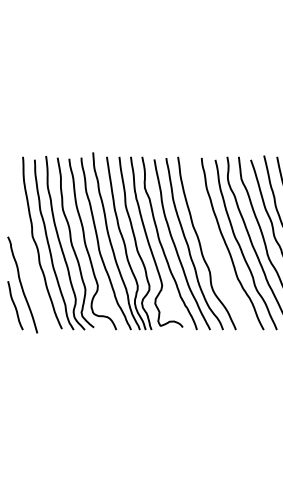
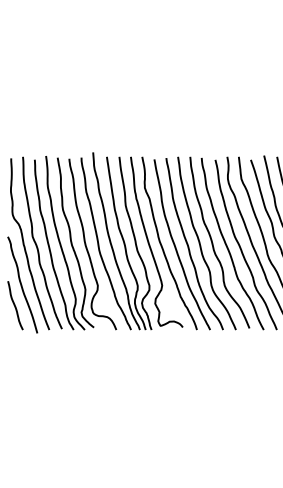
curve: none -> present (213, 243)
curve: none -> present (25, 246)
